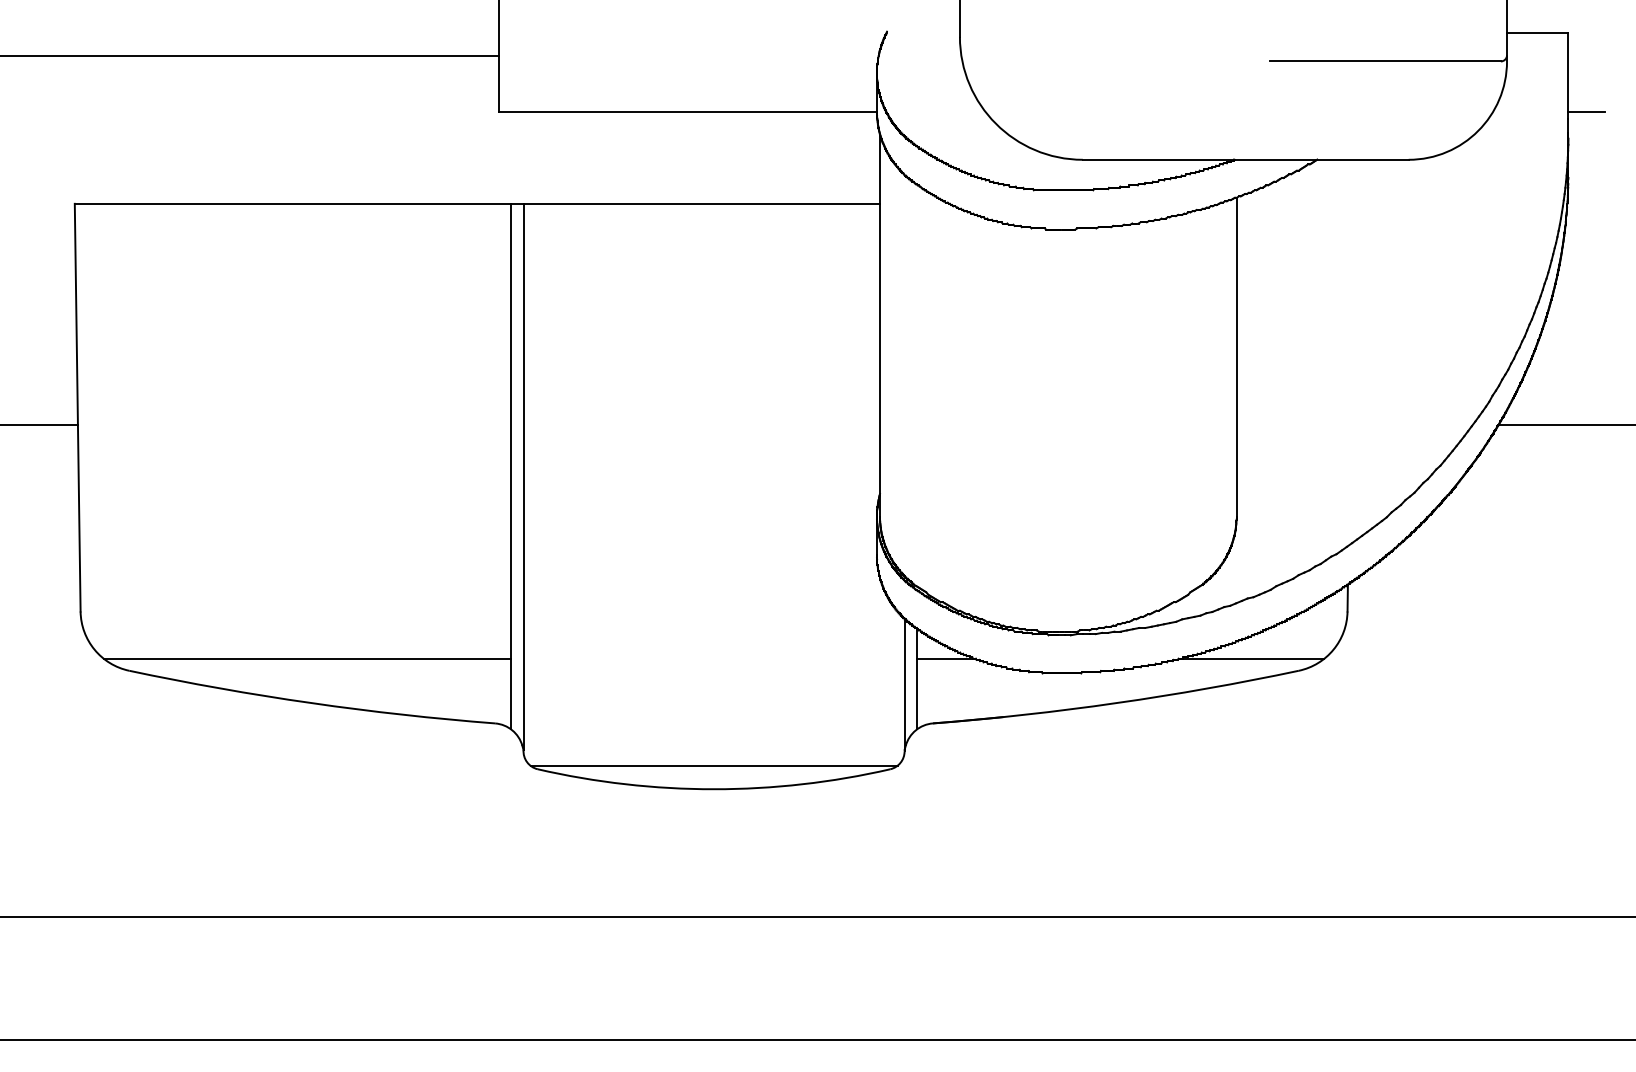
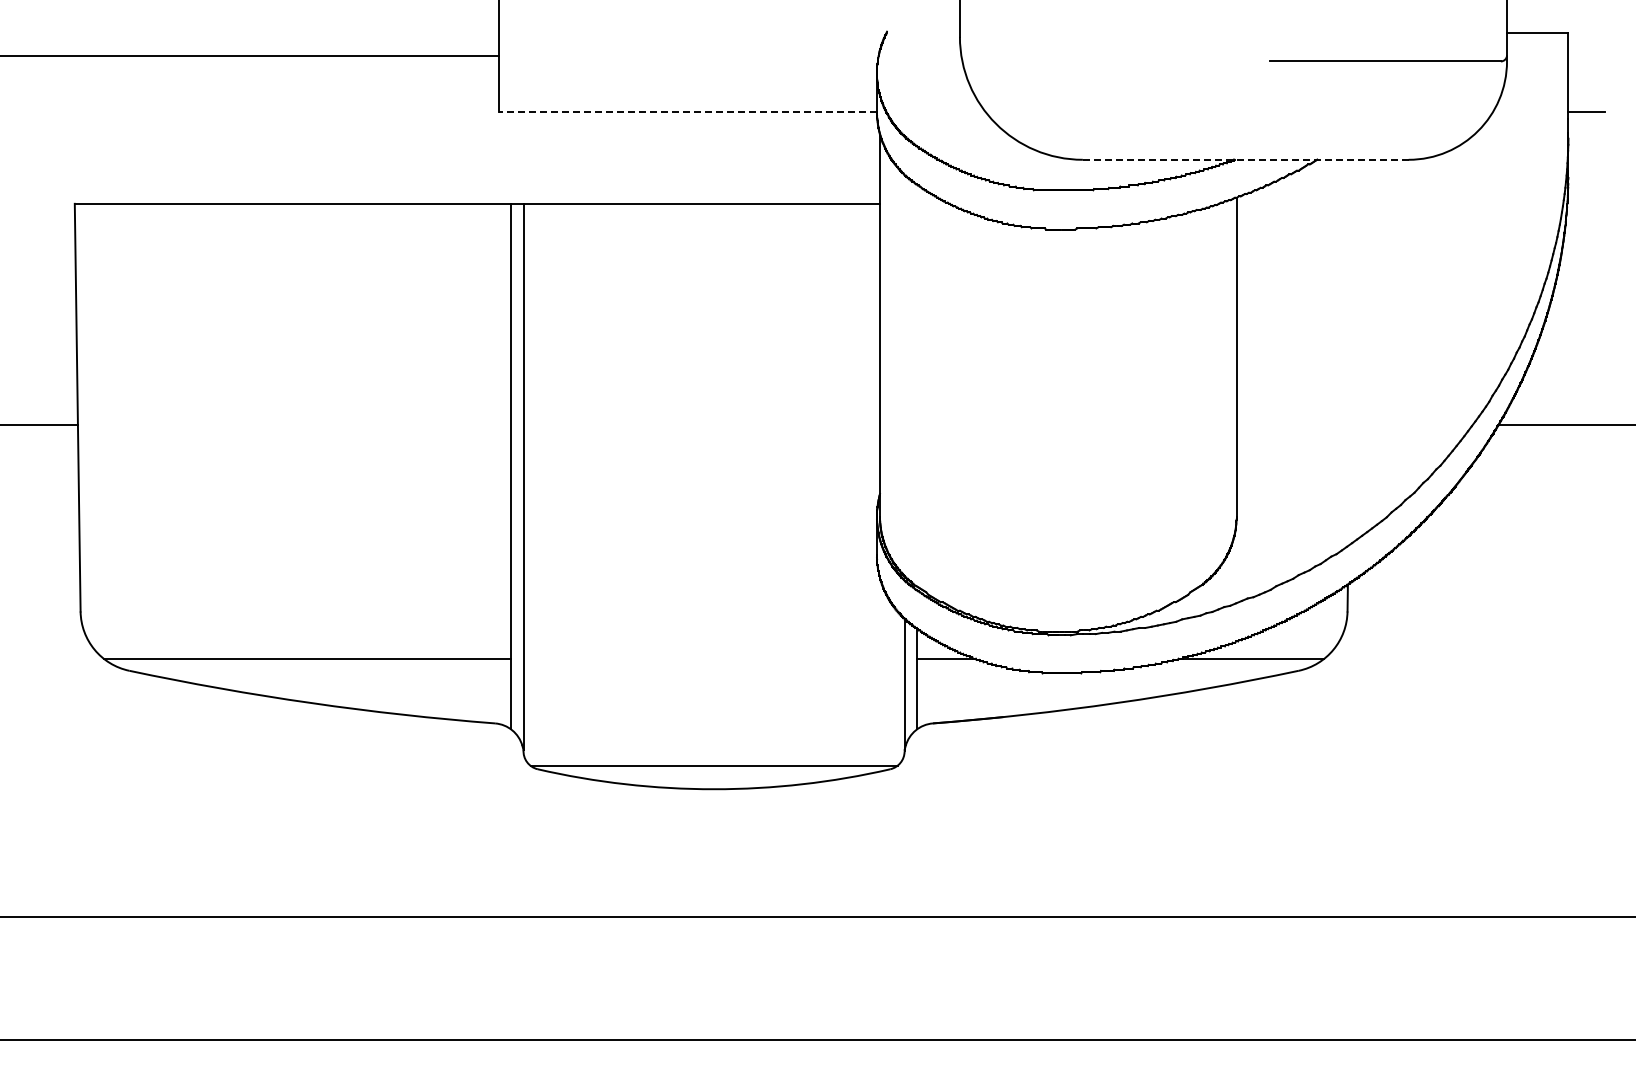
line: solid -> dashed (687, 111)
line: solid -> dashed (1245, 159)
